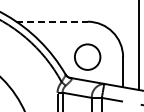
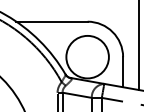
line: dashed -> solid (52, 21)
circle diameter: 26 px -> 43 px (87, 56)
